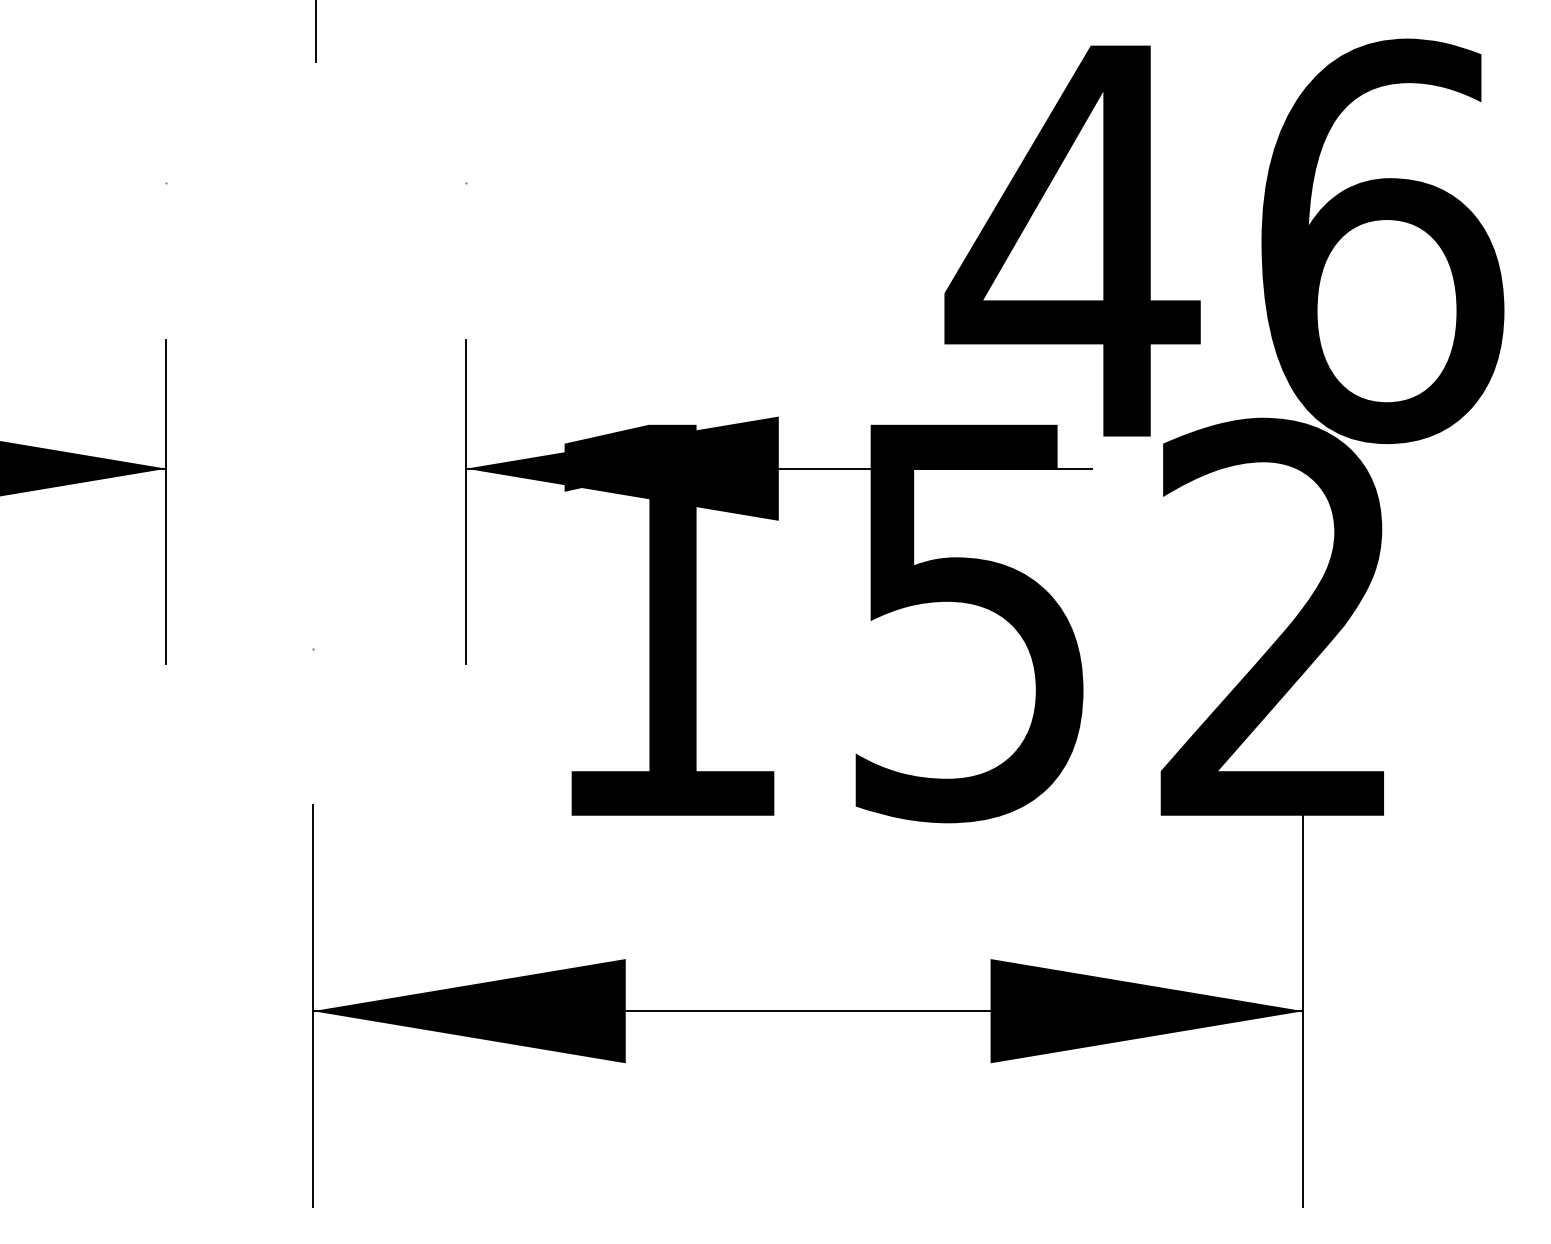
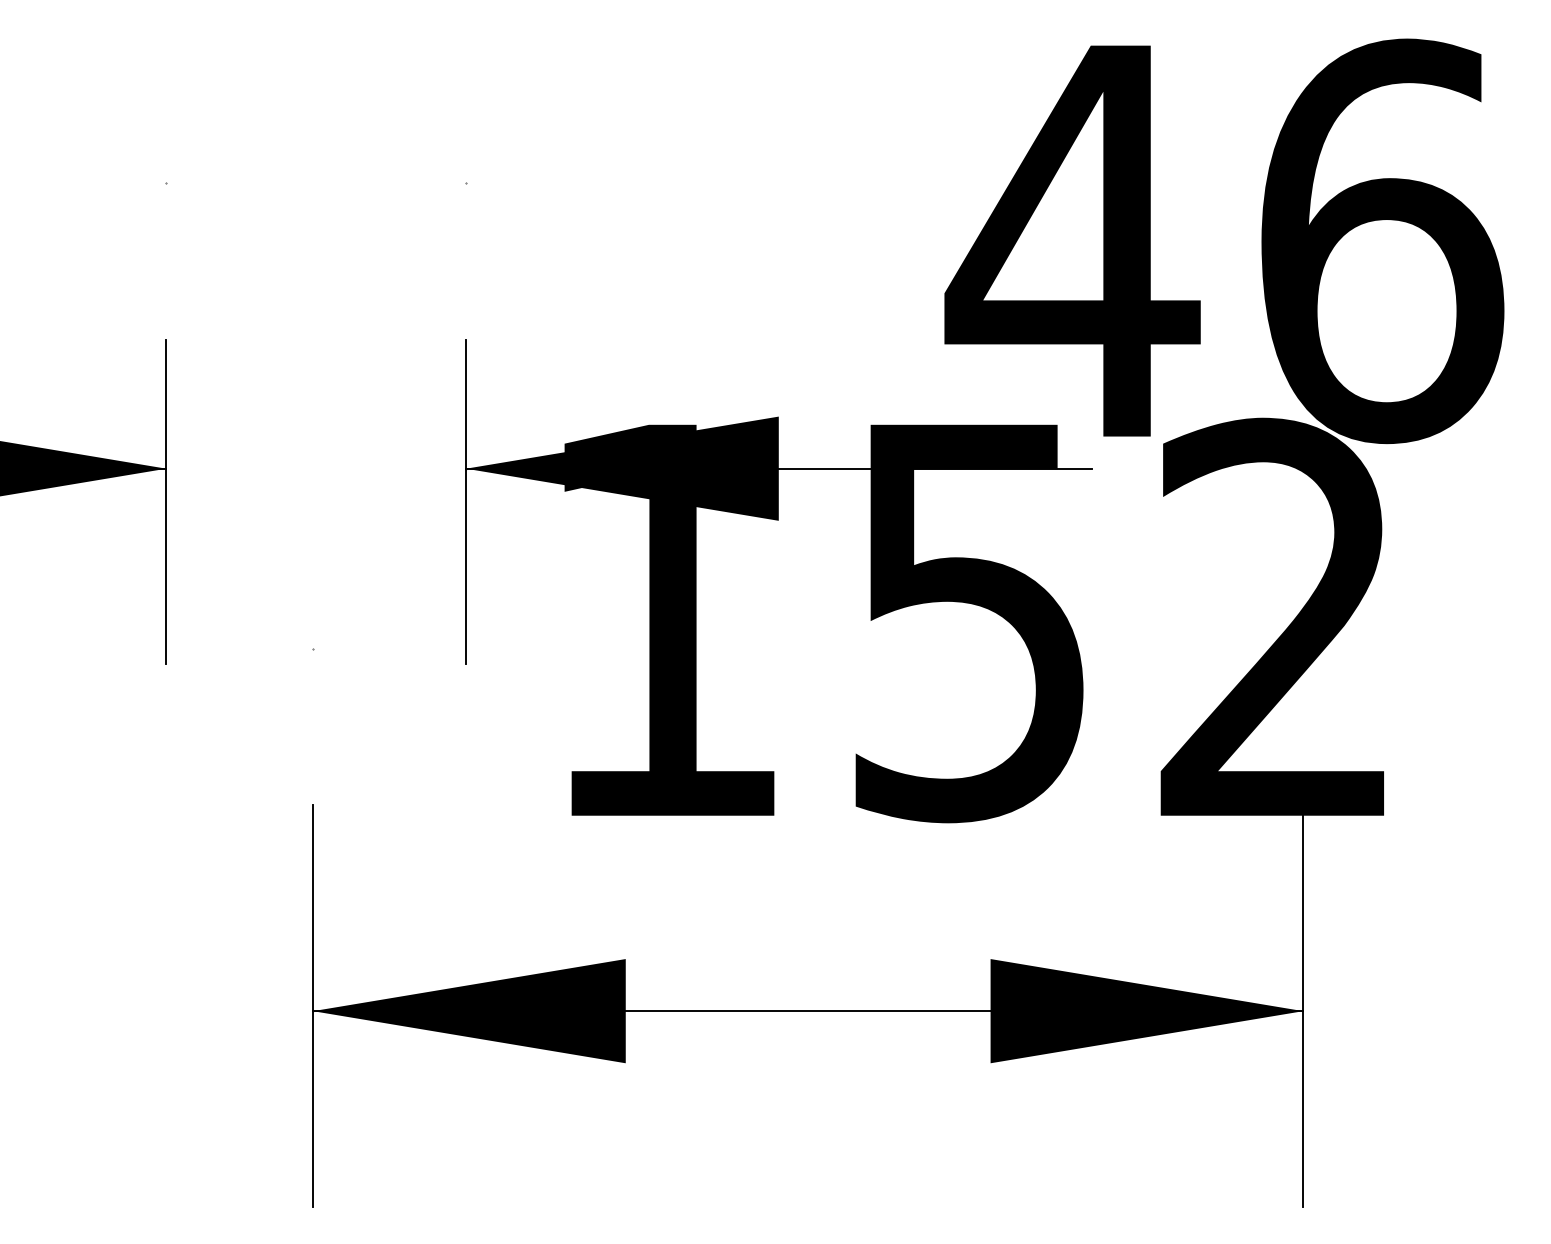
line: present -> none (316, 31)
